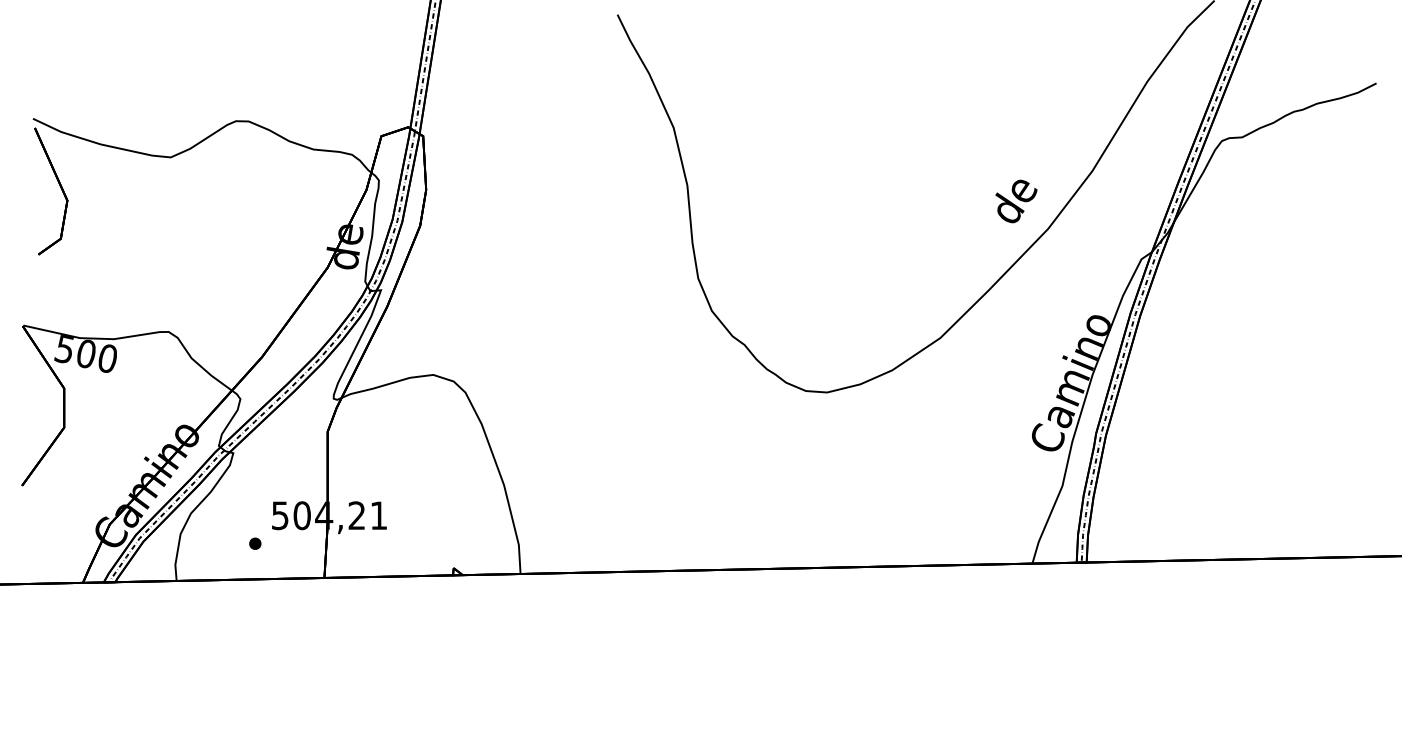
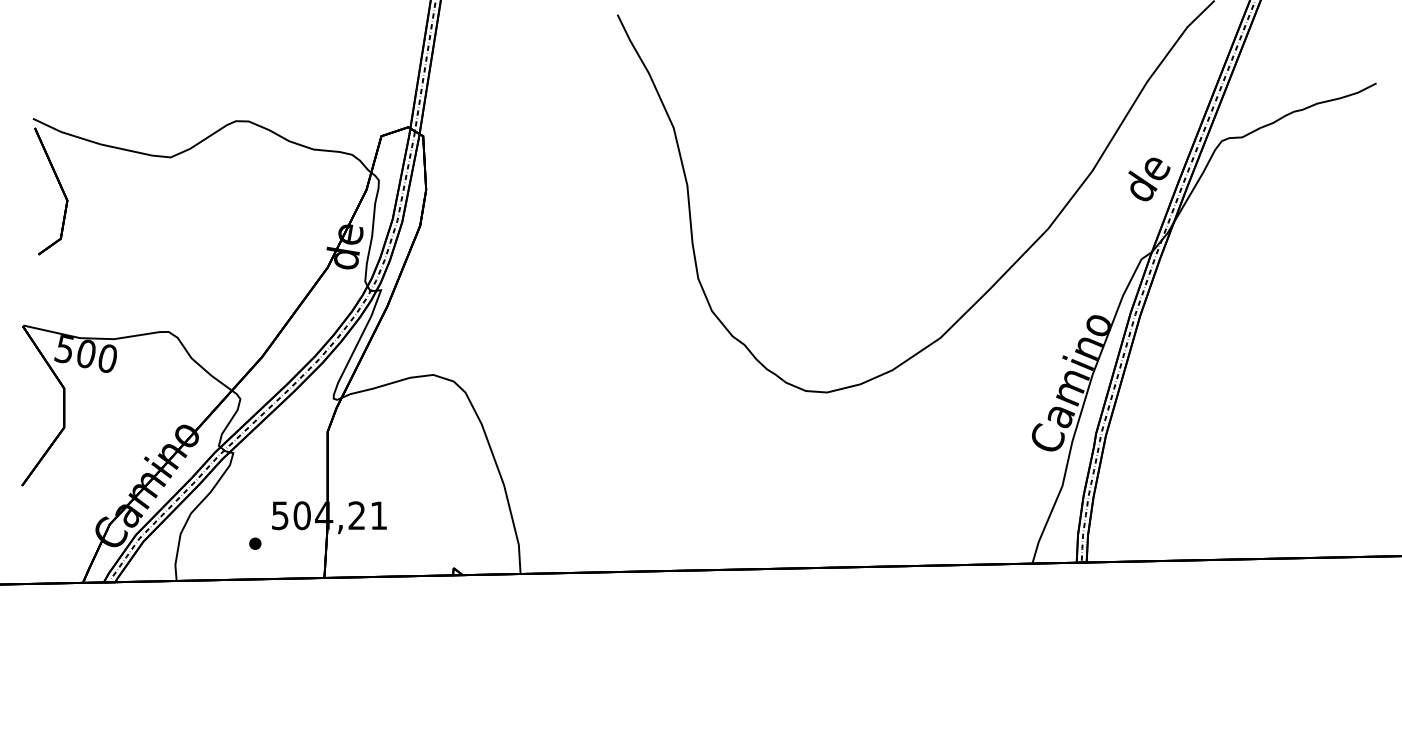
text position: (1016, 201) -> (1149, 179) (1149, 179)
